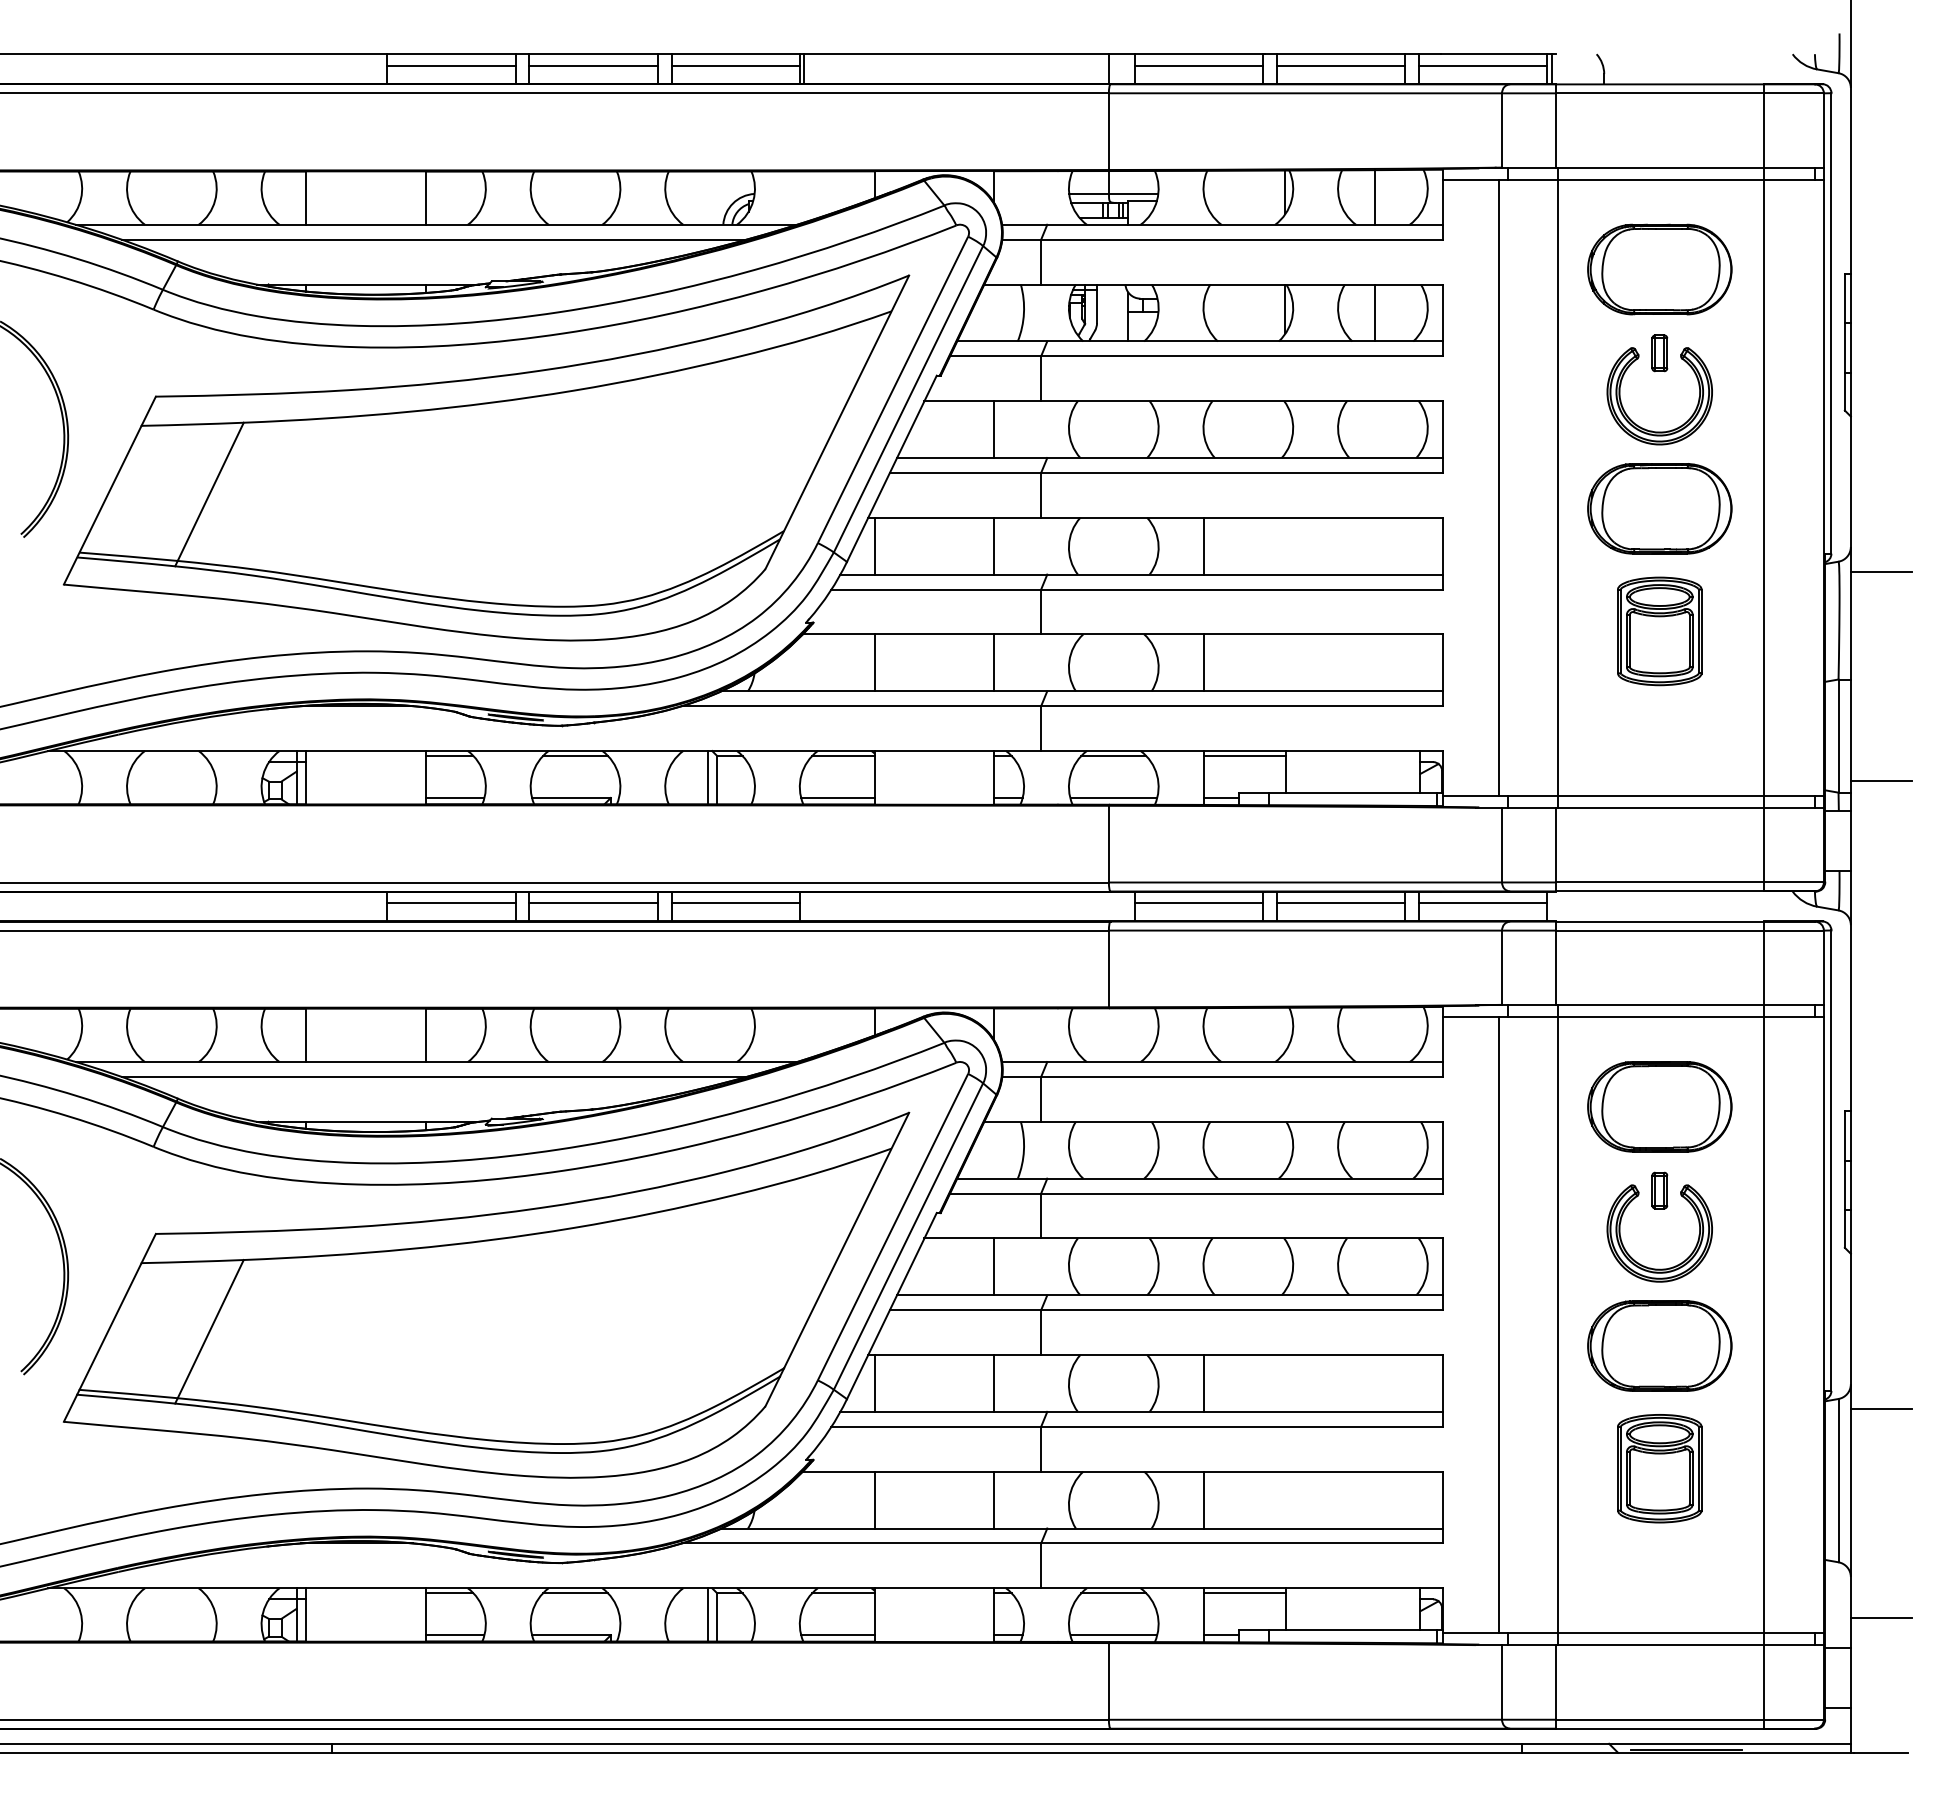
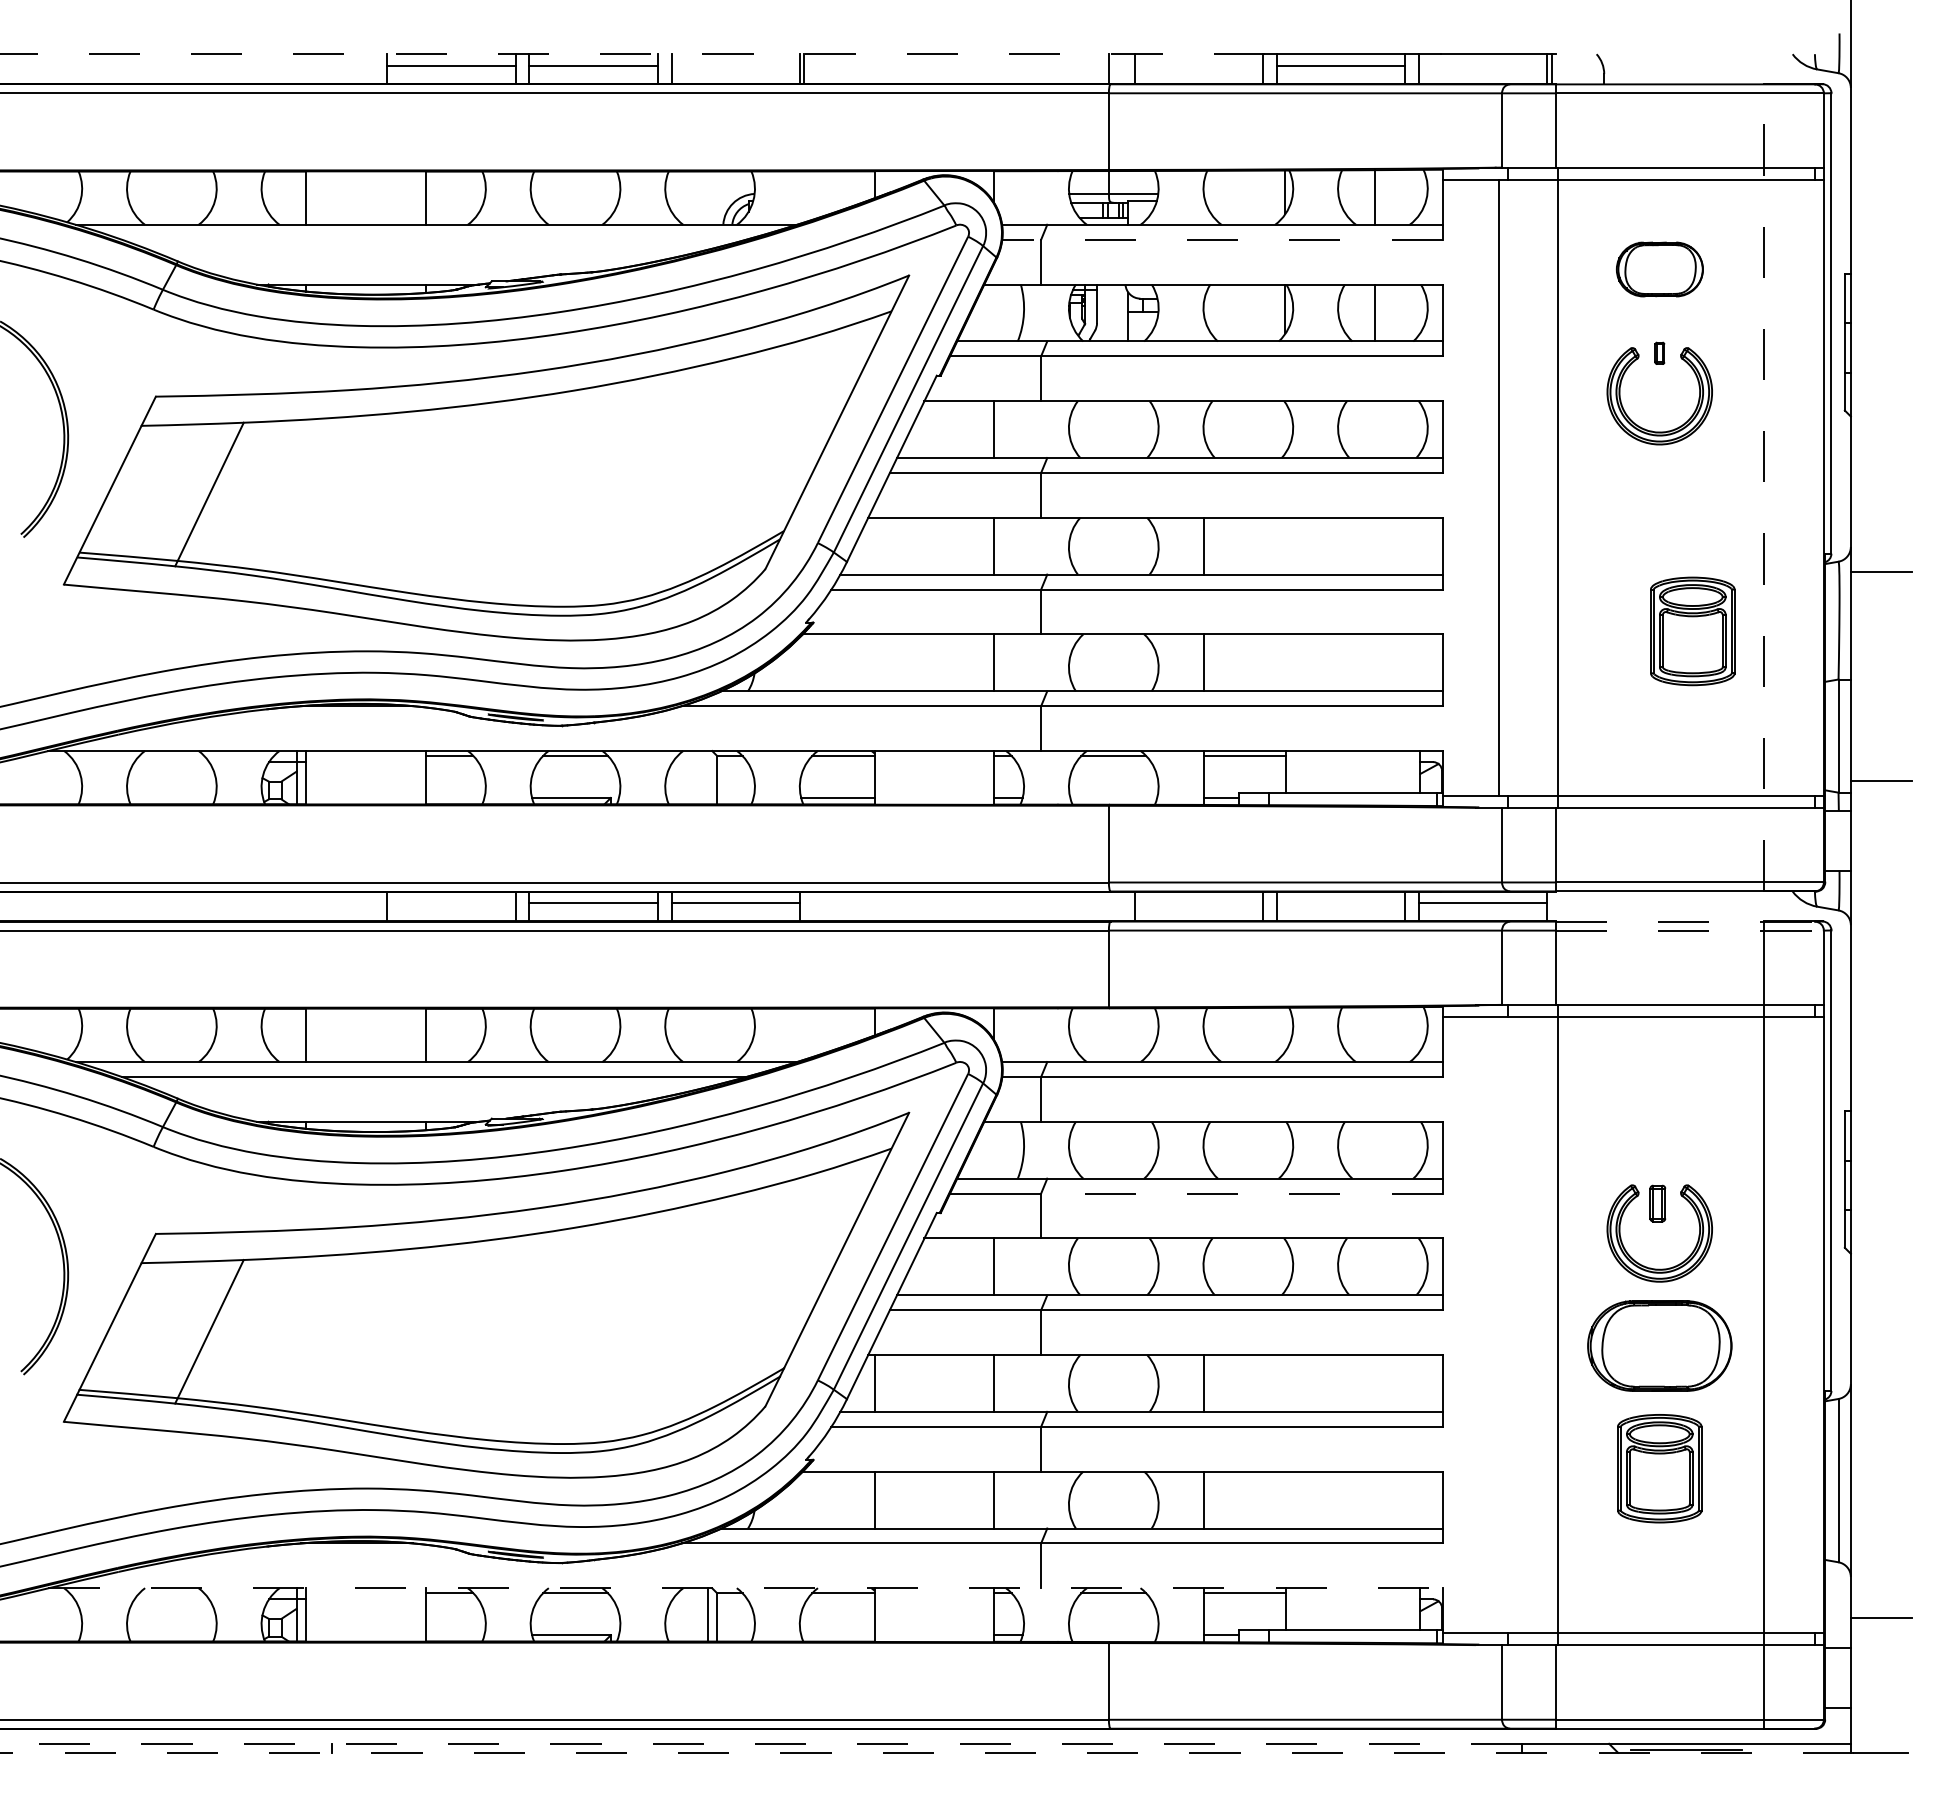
line: solid -> dashed (632, 54)
line: present -> none (735, 66)
line: present -> none (1199, 66)
line: present -> none (1483, 66)
line: present -> none (433, 239)
line: solid -> dashed (1221, 239)
part size: 146x93 px -> 88x57 px (1659, 269)
part size: 18x39 px -> 12x24 px (1659, 352)
line: solid -> dashed (1764, 487)
part: present -> none (1659, 508)
line: present -> none (874, 545)
part position: (1659, 631) -> (1692, 631) (1692, 631)
line: present -> none (874, 662)
line: present -> none (708, 777)
line: present -> none (455, 797)
line: present -> none (1113, 797)
line: present -> none (451, 903)
line: present -> none (1199, 903)
line: present -> none (1341, 903)
line: solid -> dashed (1685, 921)
line: solid -> dashed (1689, 930)
part: present -> none (1659, 1106)
part position: (1659, 1190) -> (1657, 1203) (1657, 1203)
line: solid -> dashed (1241, 1193)
line: present -> none (1498, 1325)
line: present -> none (1880, 1408)
line: solid -> dashed (746, 1588)
line: present -> none (455, 1635)
line: present -> none (837, 1635)
line: present -> none (1113, 1635)
line: solid -> dashed (761, 1743)
line: solid -> dashed (927, 1752)
